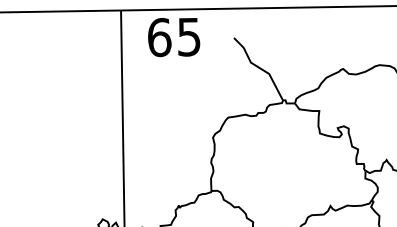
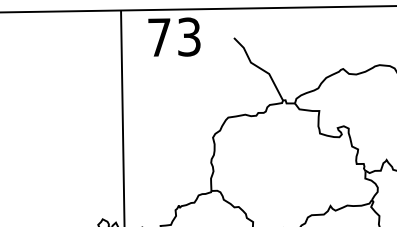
text: 65 -> 73 (174, 37)
